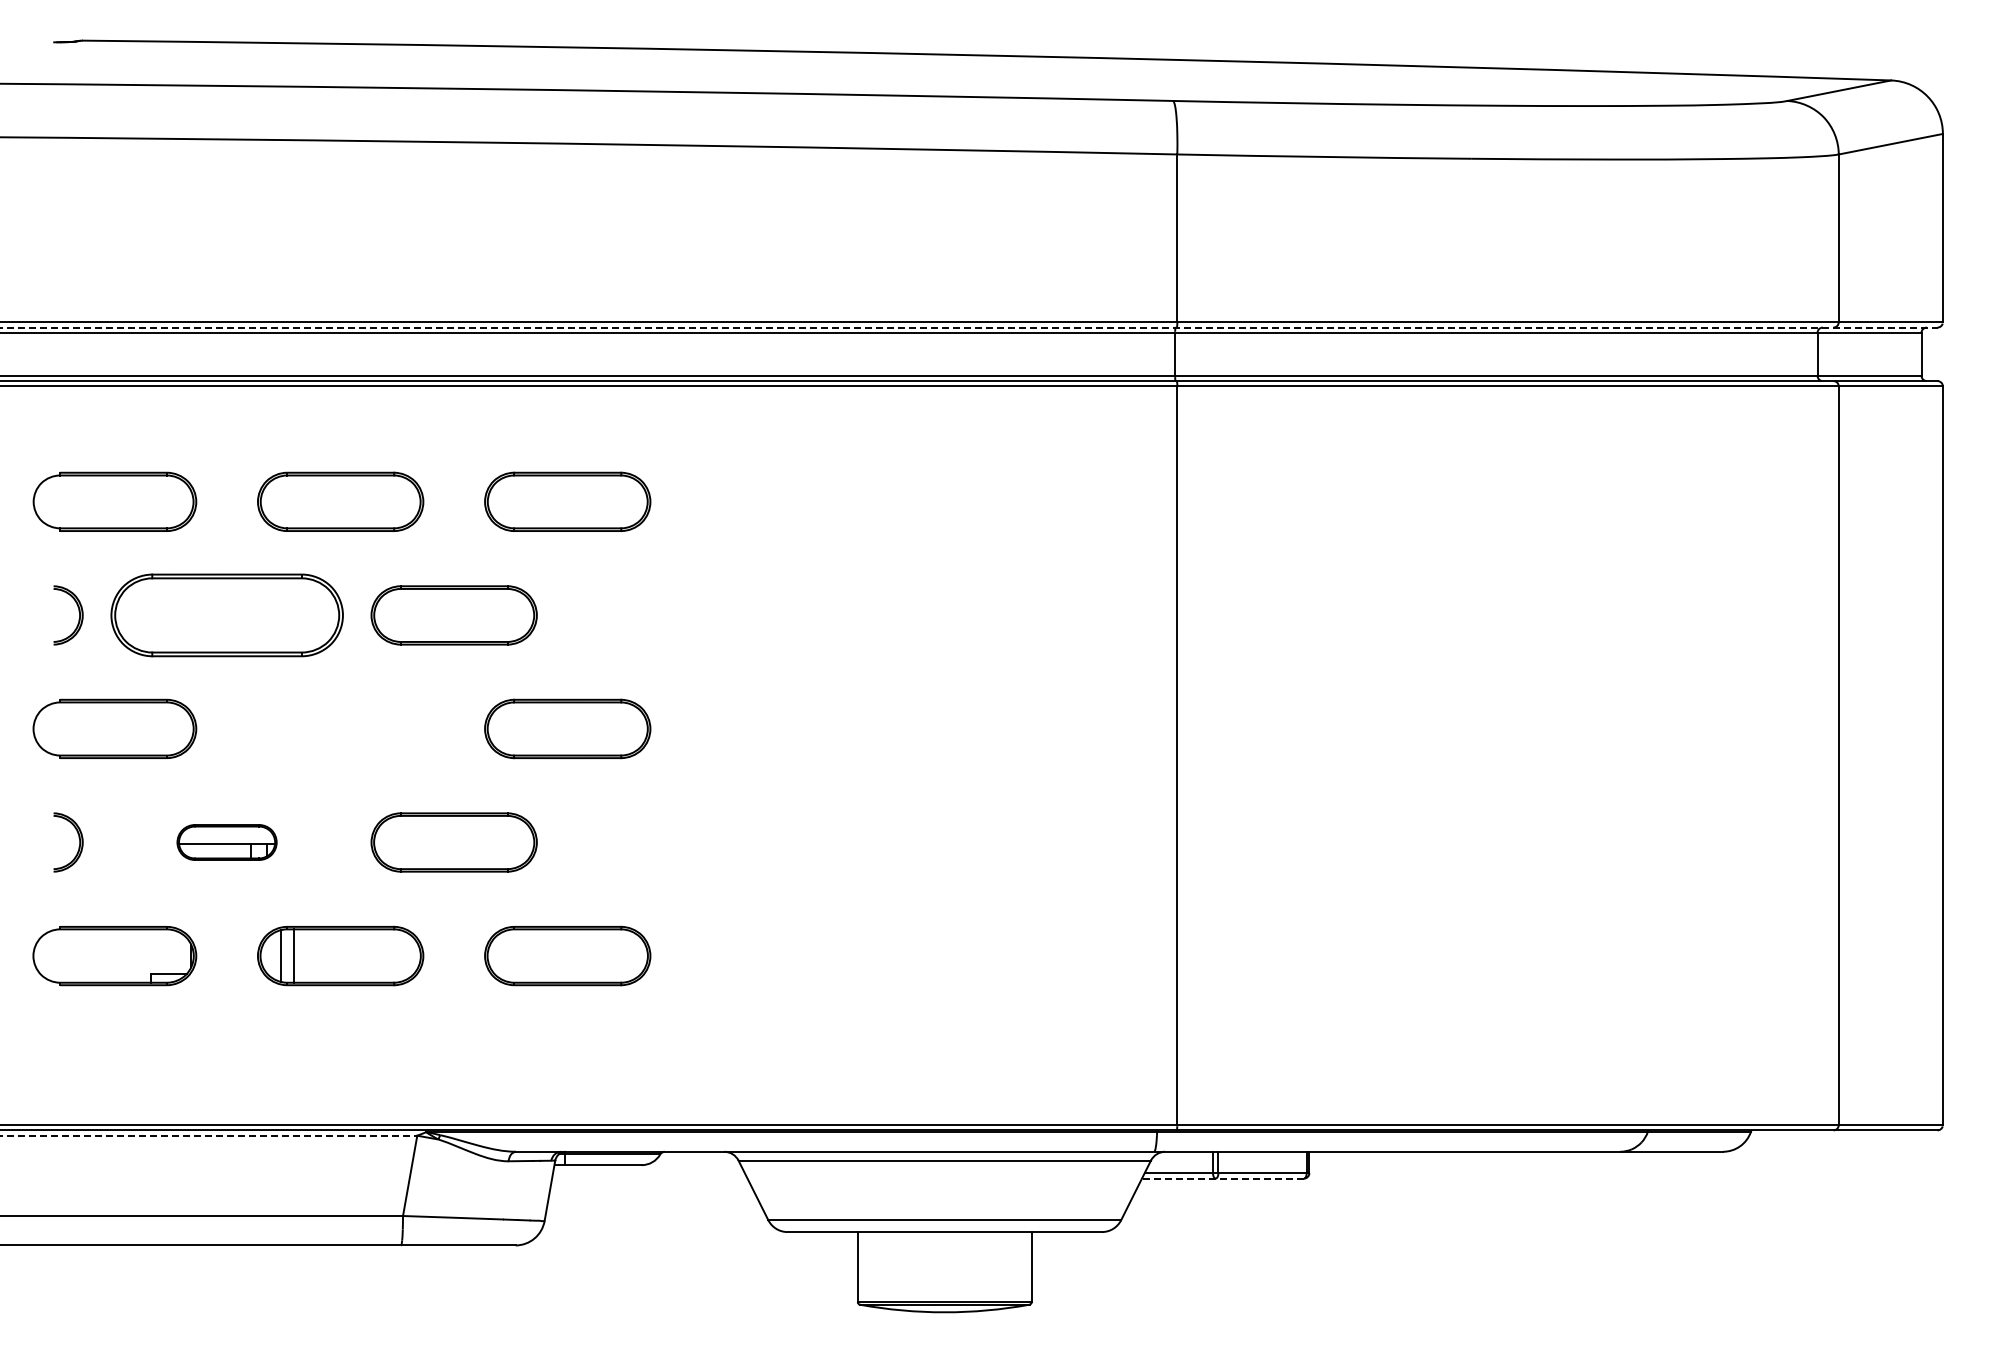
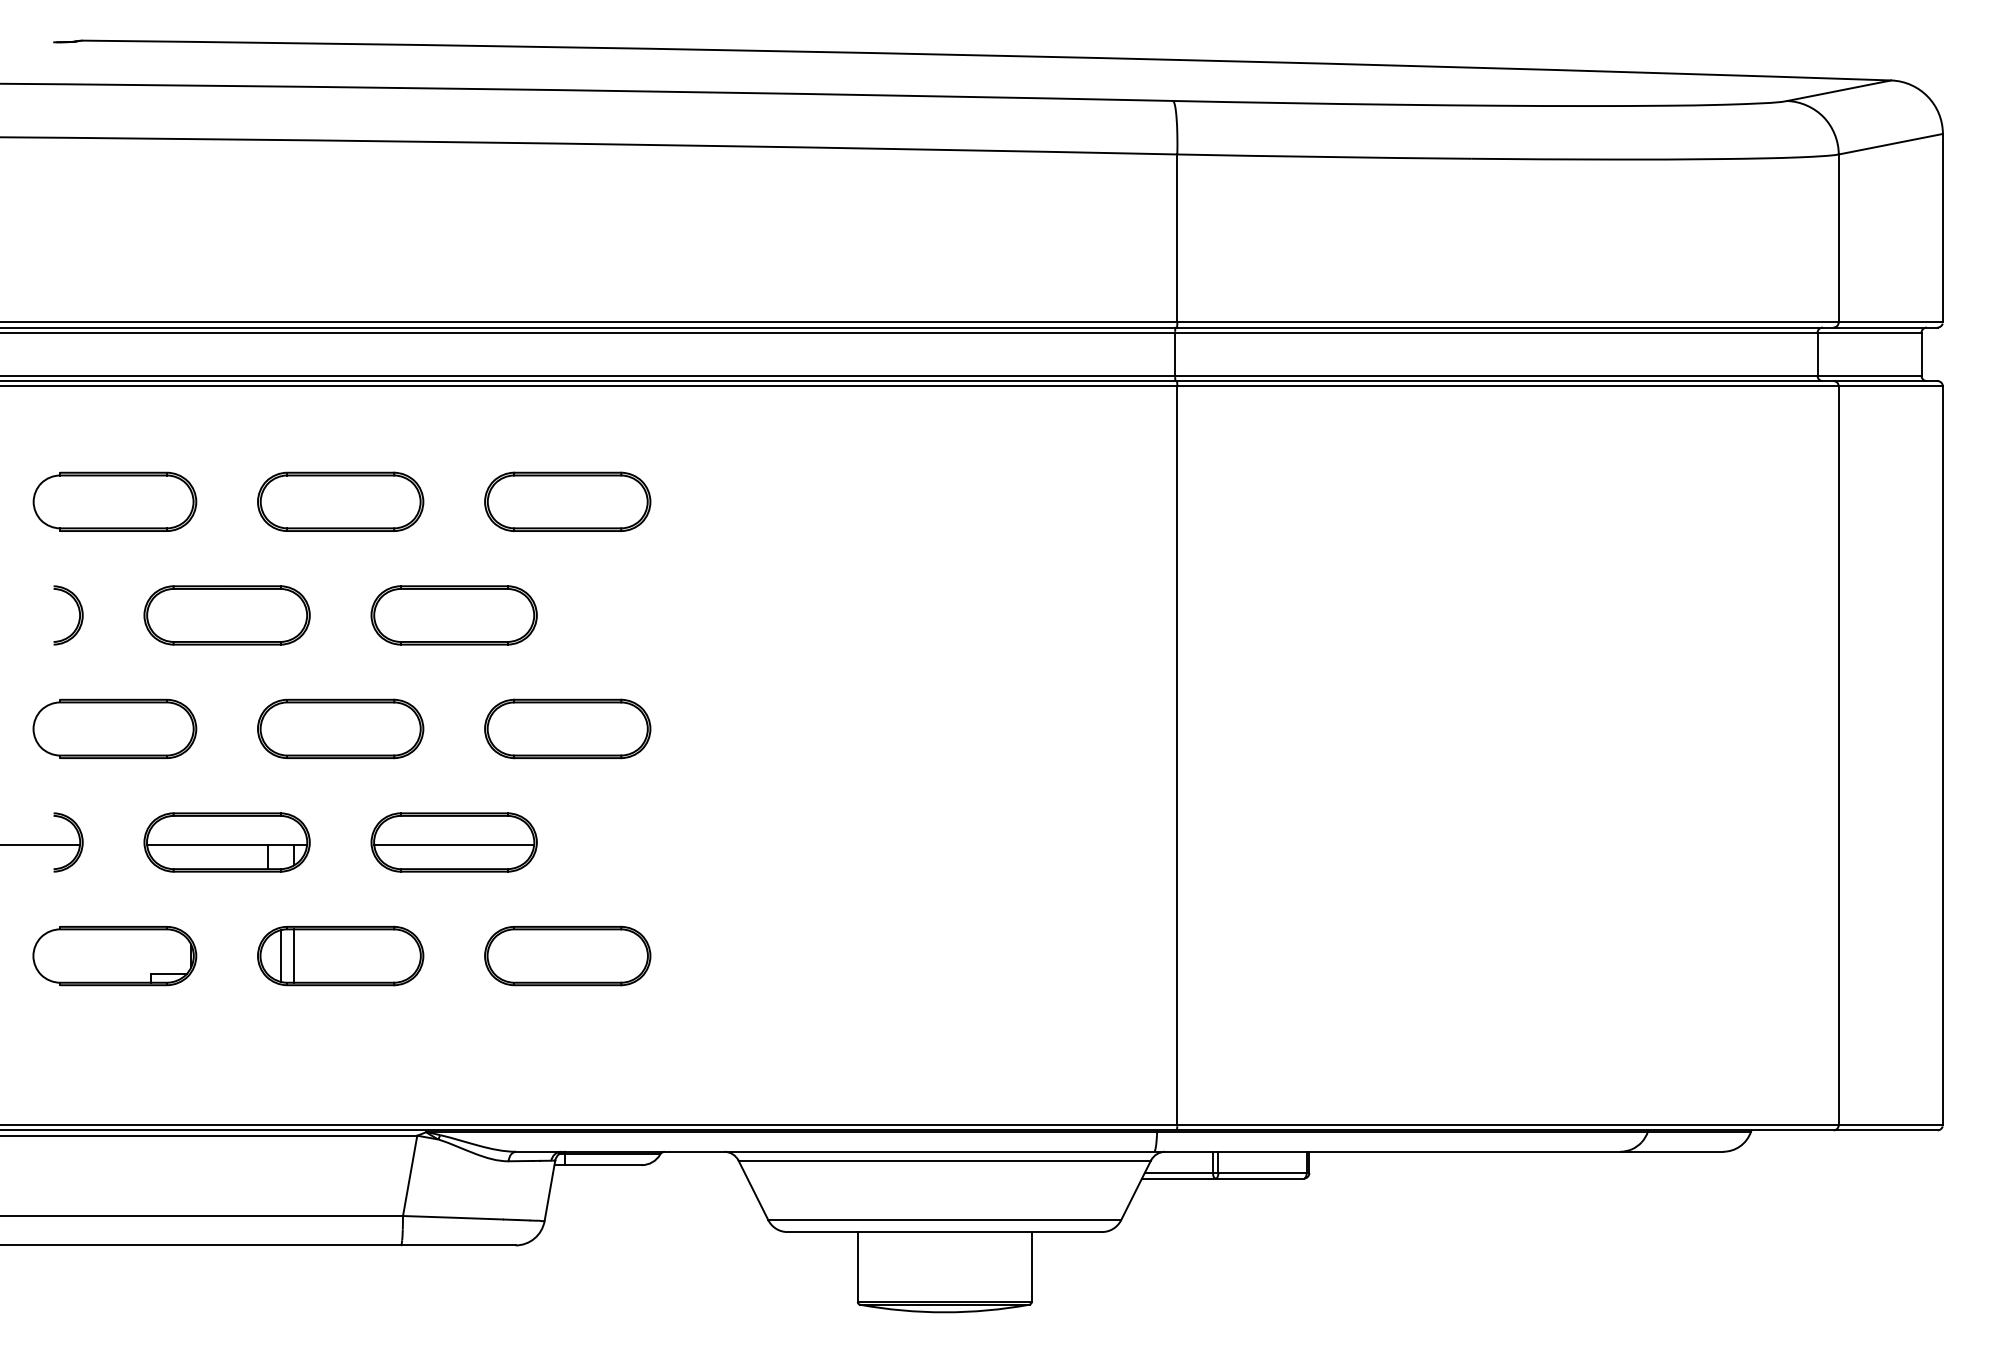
line: dashed -> solid (969, 327)
part size: 234x85 px -> 168x61 px (226, 615)
part: none -> present (340, 728)
part size: 102x37 px -> 168x61 px (226, 842)
line: none -> present (40, 844)
line: none -> present (454, 844)
line: dashed -> solid (209, 1135)
line: dashed -> solid (1222, 1178)
